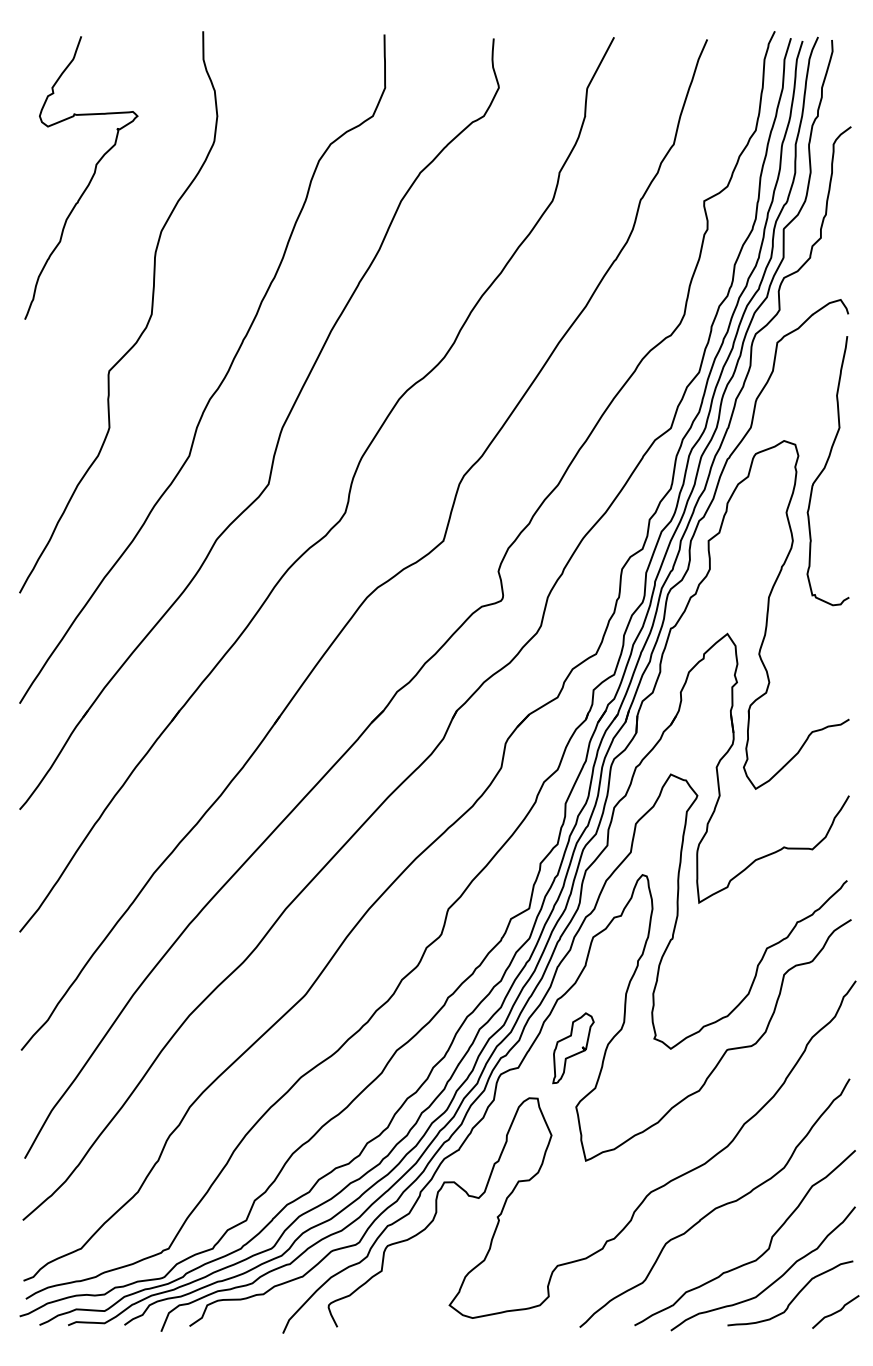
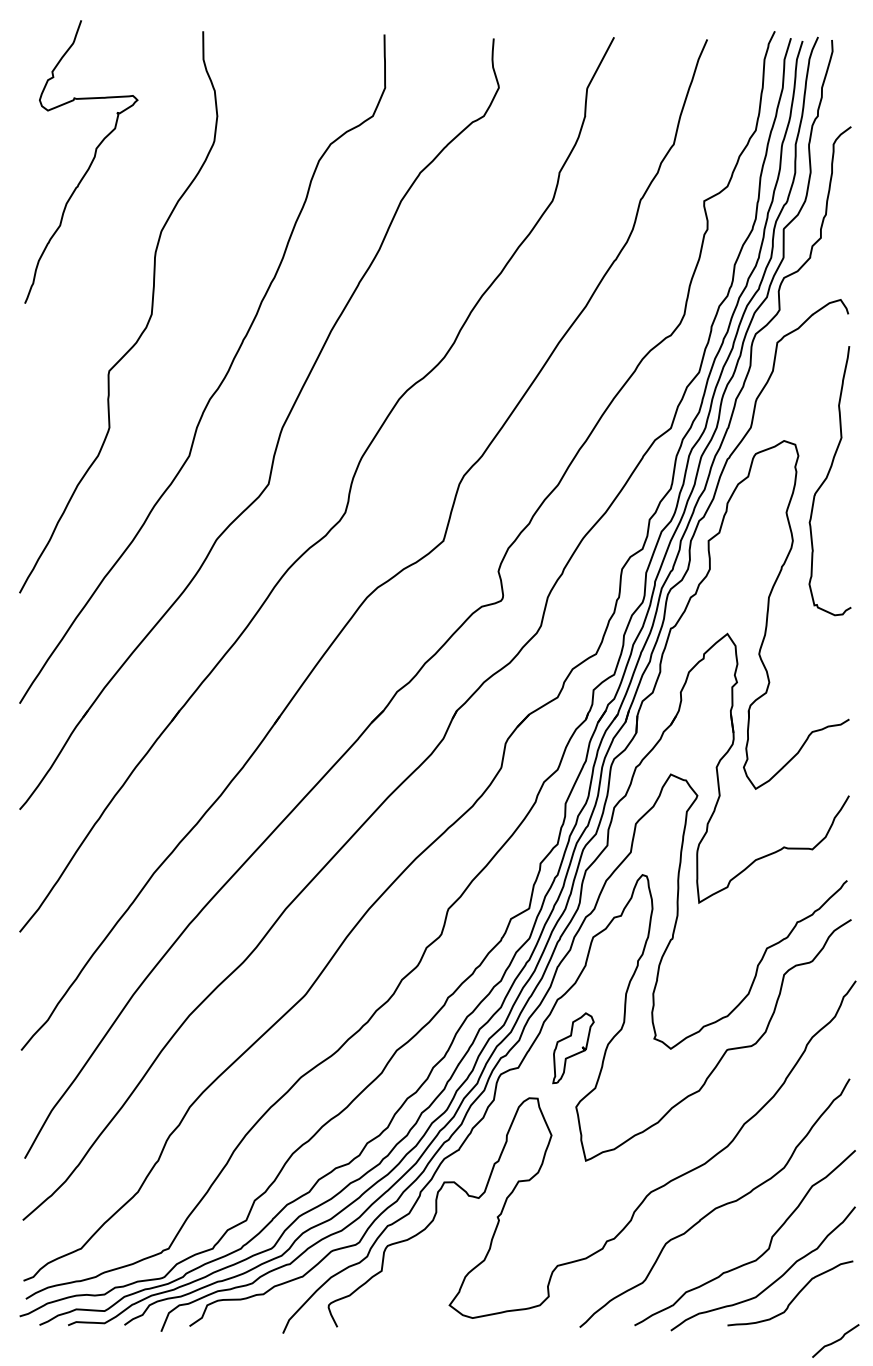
curve position: (89, 180) -> (89, 164) (89, 164)
curve position: (825, 468) -> (827, 478) (827, 478)
curve position: (835, 1311) -> (835, 1340) (835, 1340)
